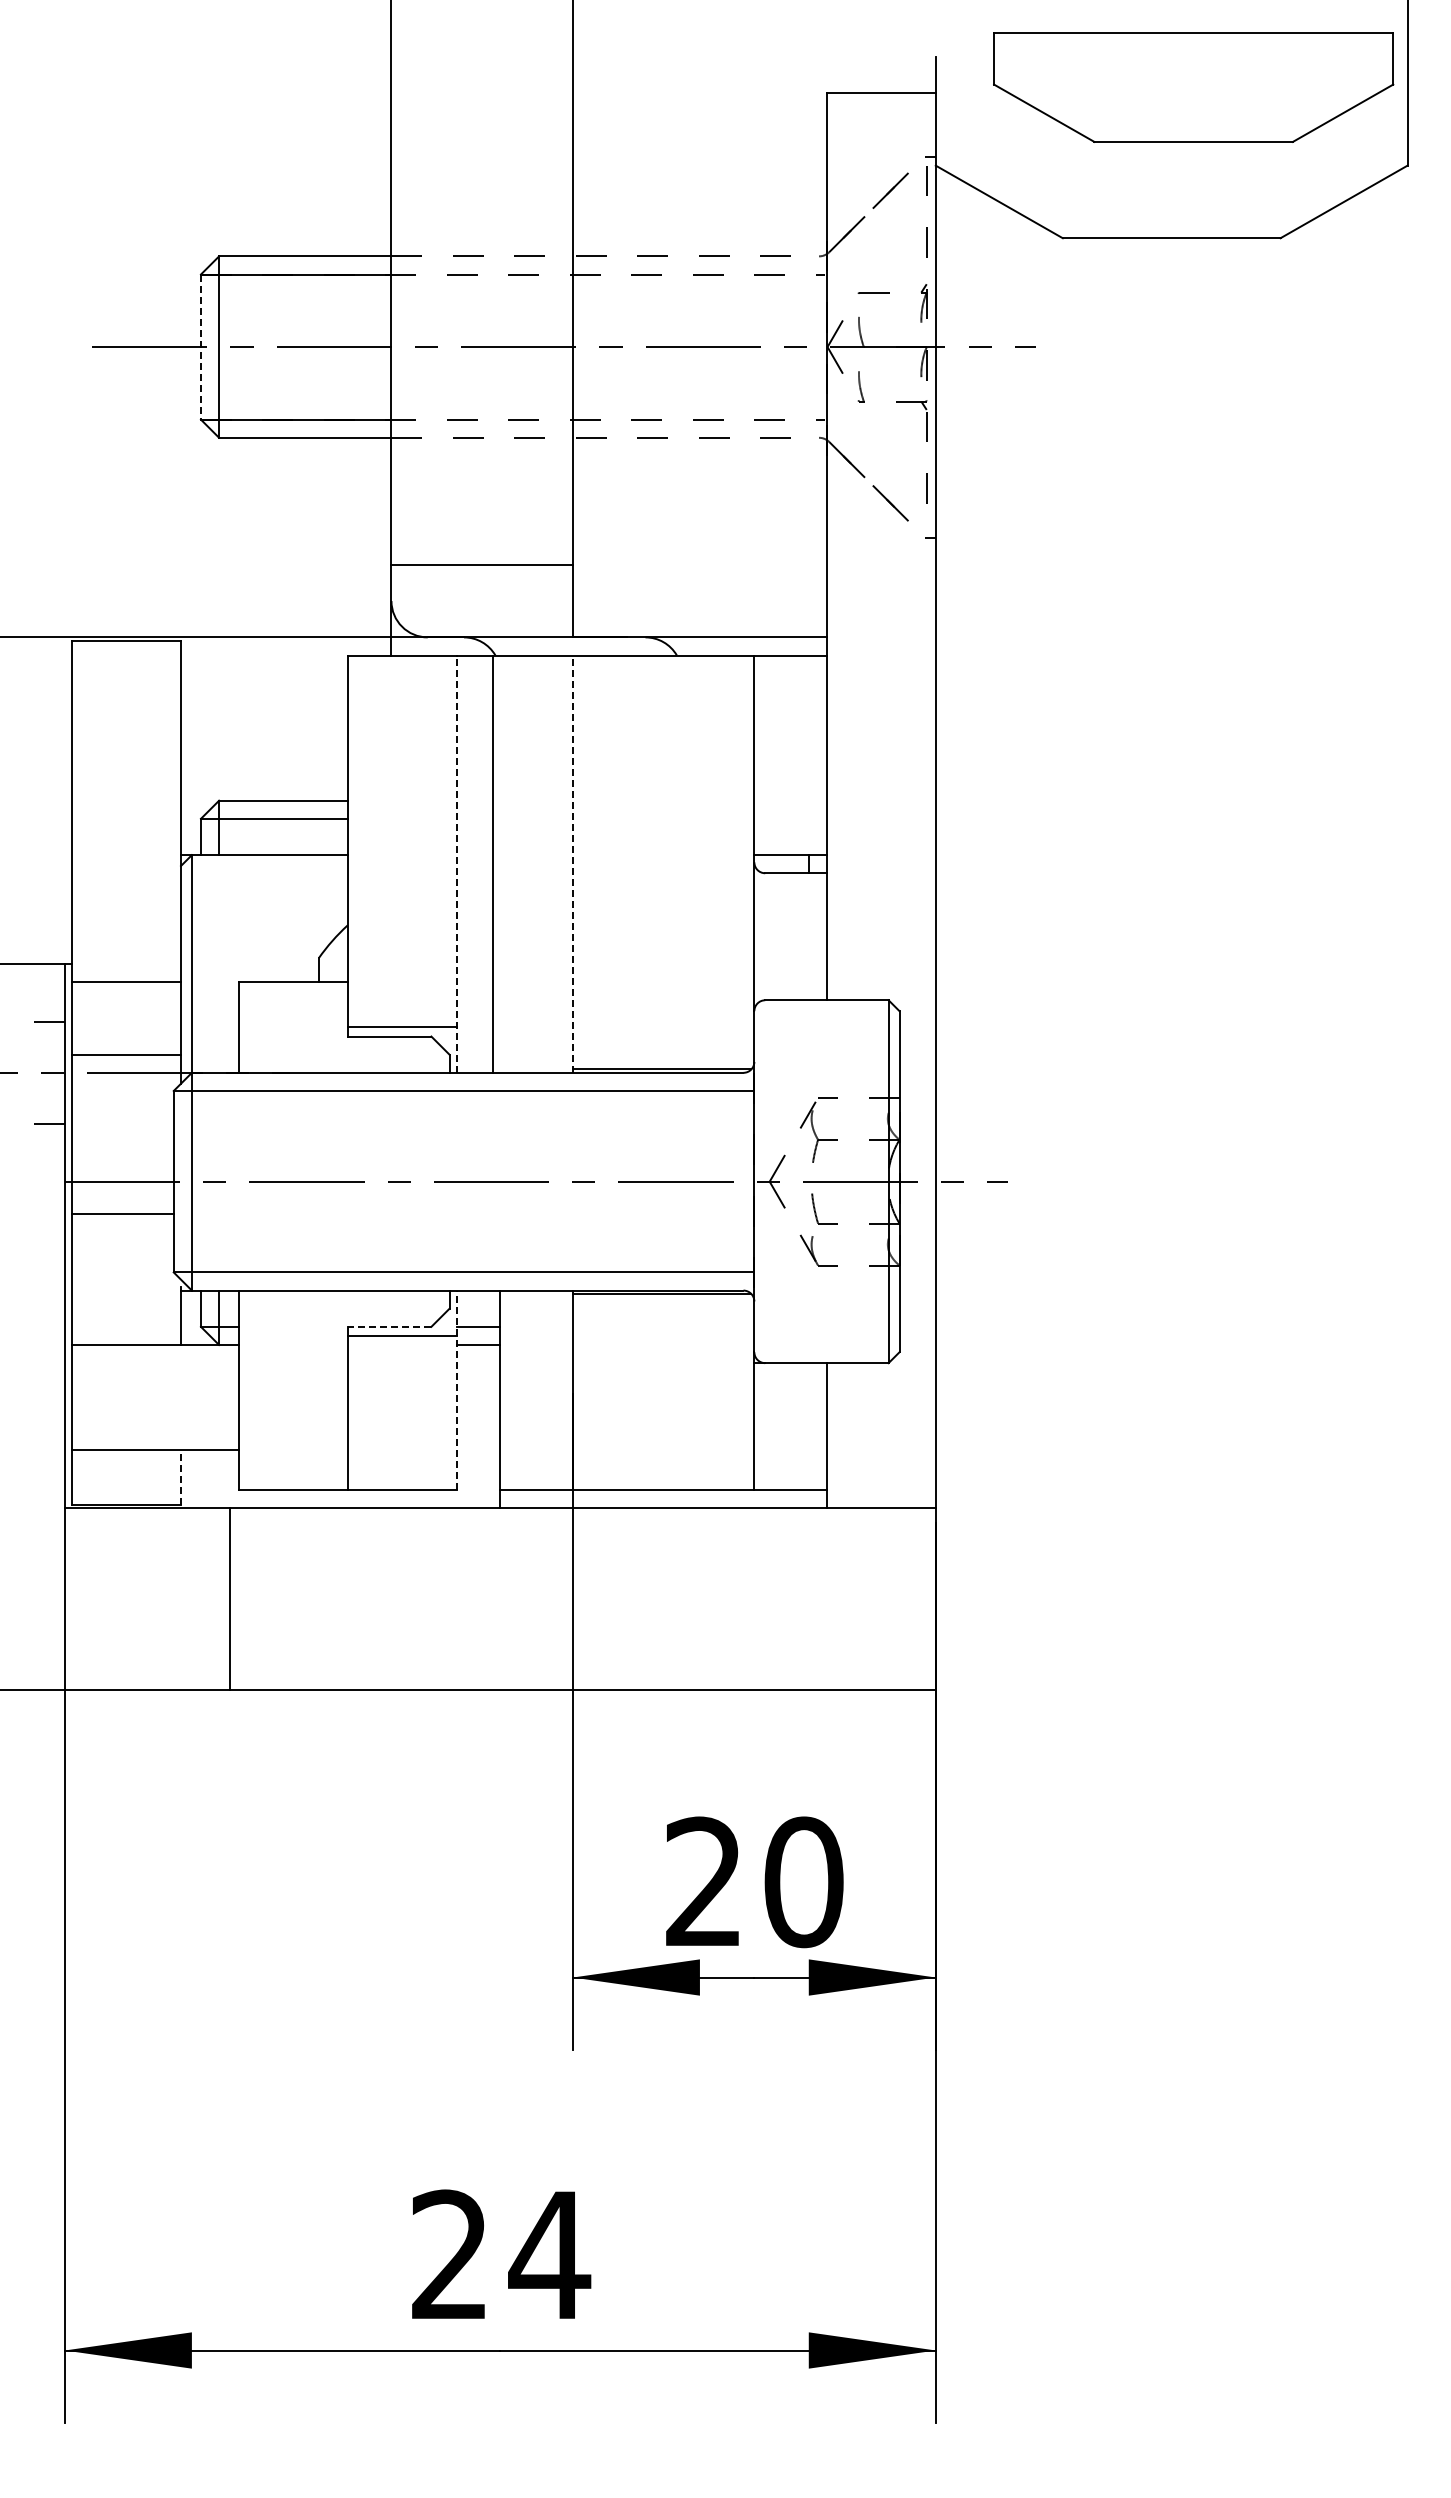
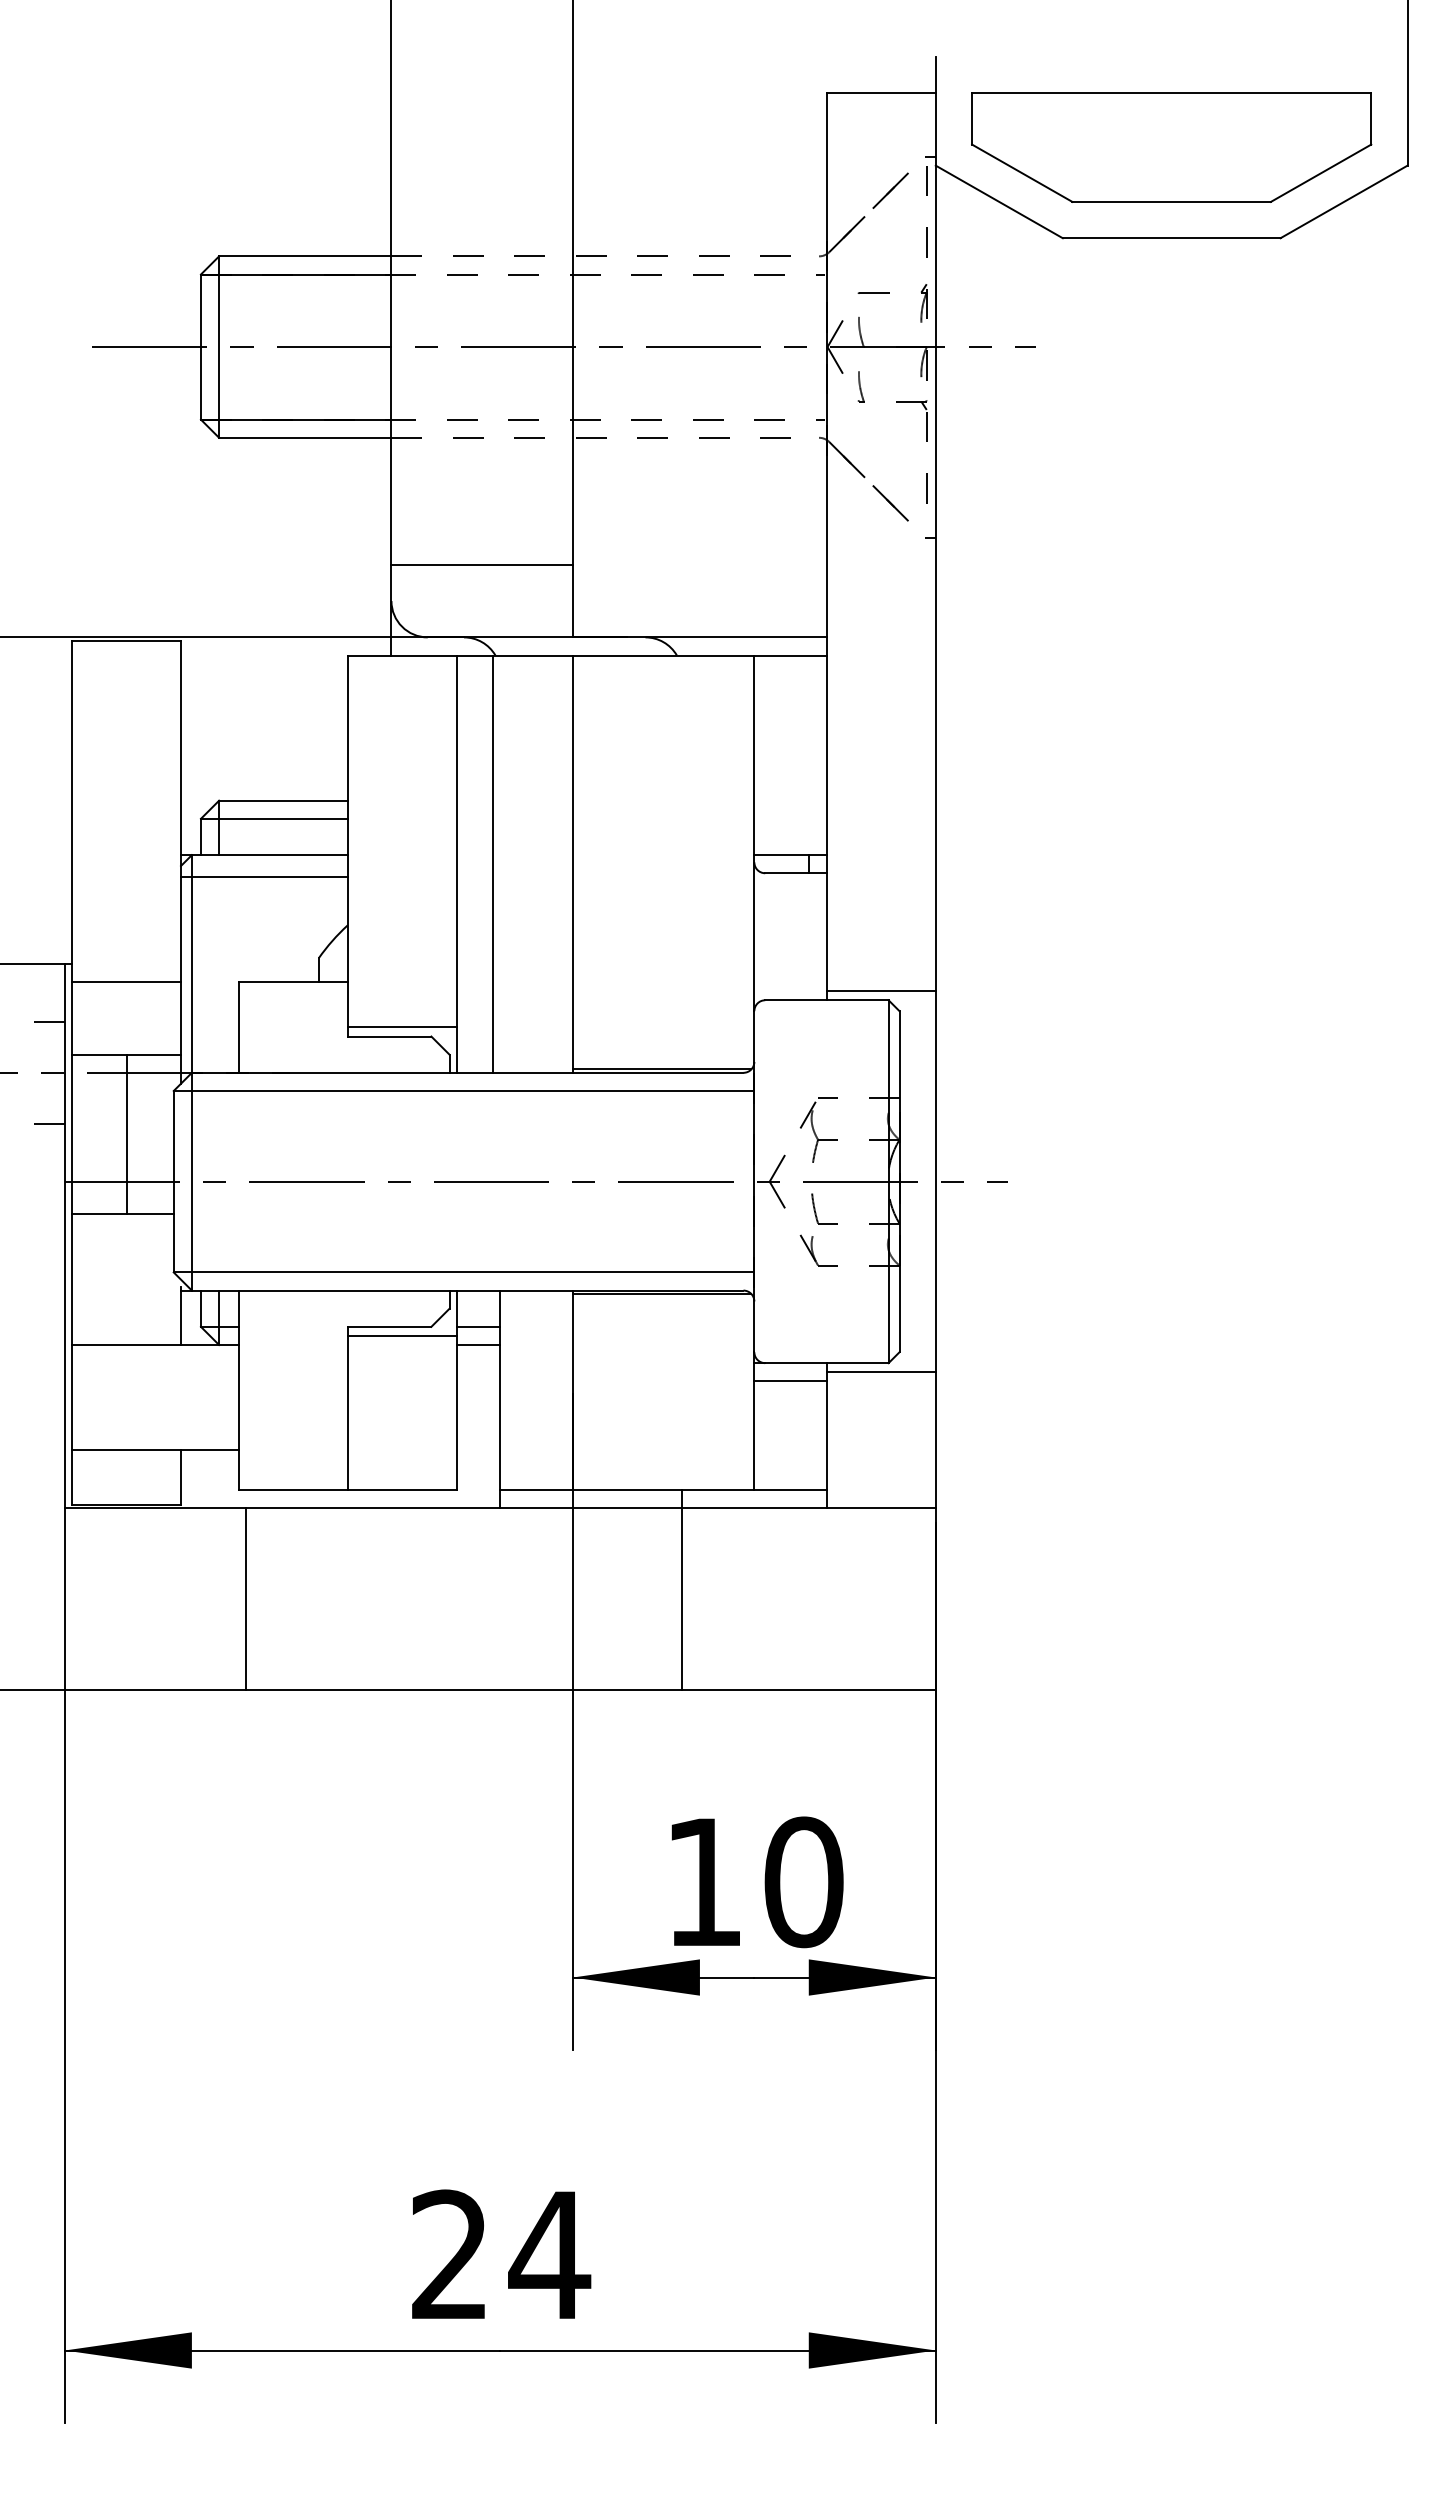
part position: (1193, 87) -> (1171, 147) (1171, 147)
line: dashed -> solid (200, 347)
line: dashed -> solid (456, 864)
line: dashed -> solid (572, 864)
line: none -> present (264, 877)
line: none -> present (880, 991)
line: none -> present (126, 1134)
line: dashed -> solid (389, 1326)
line: none -> present (880, 1372)
line: none -> present (790, 1381)
line: dashed -> solid (456, 1390)
line: dashed -> solid (181, 1476)
line: none -> present (681, 1589)
line position: (230, 1598) -> (246, 1598) (246, 1598)
text: 20 -> 10 (702, 1880)
